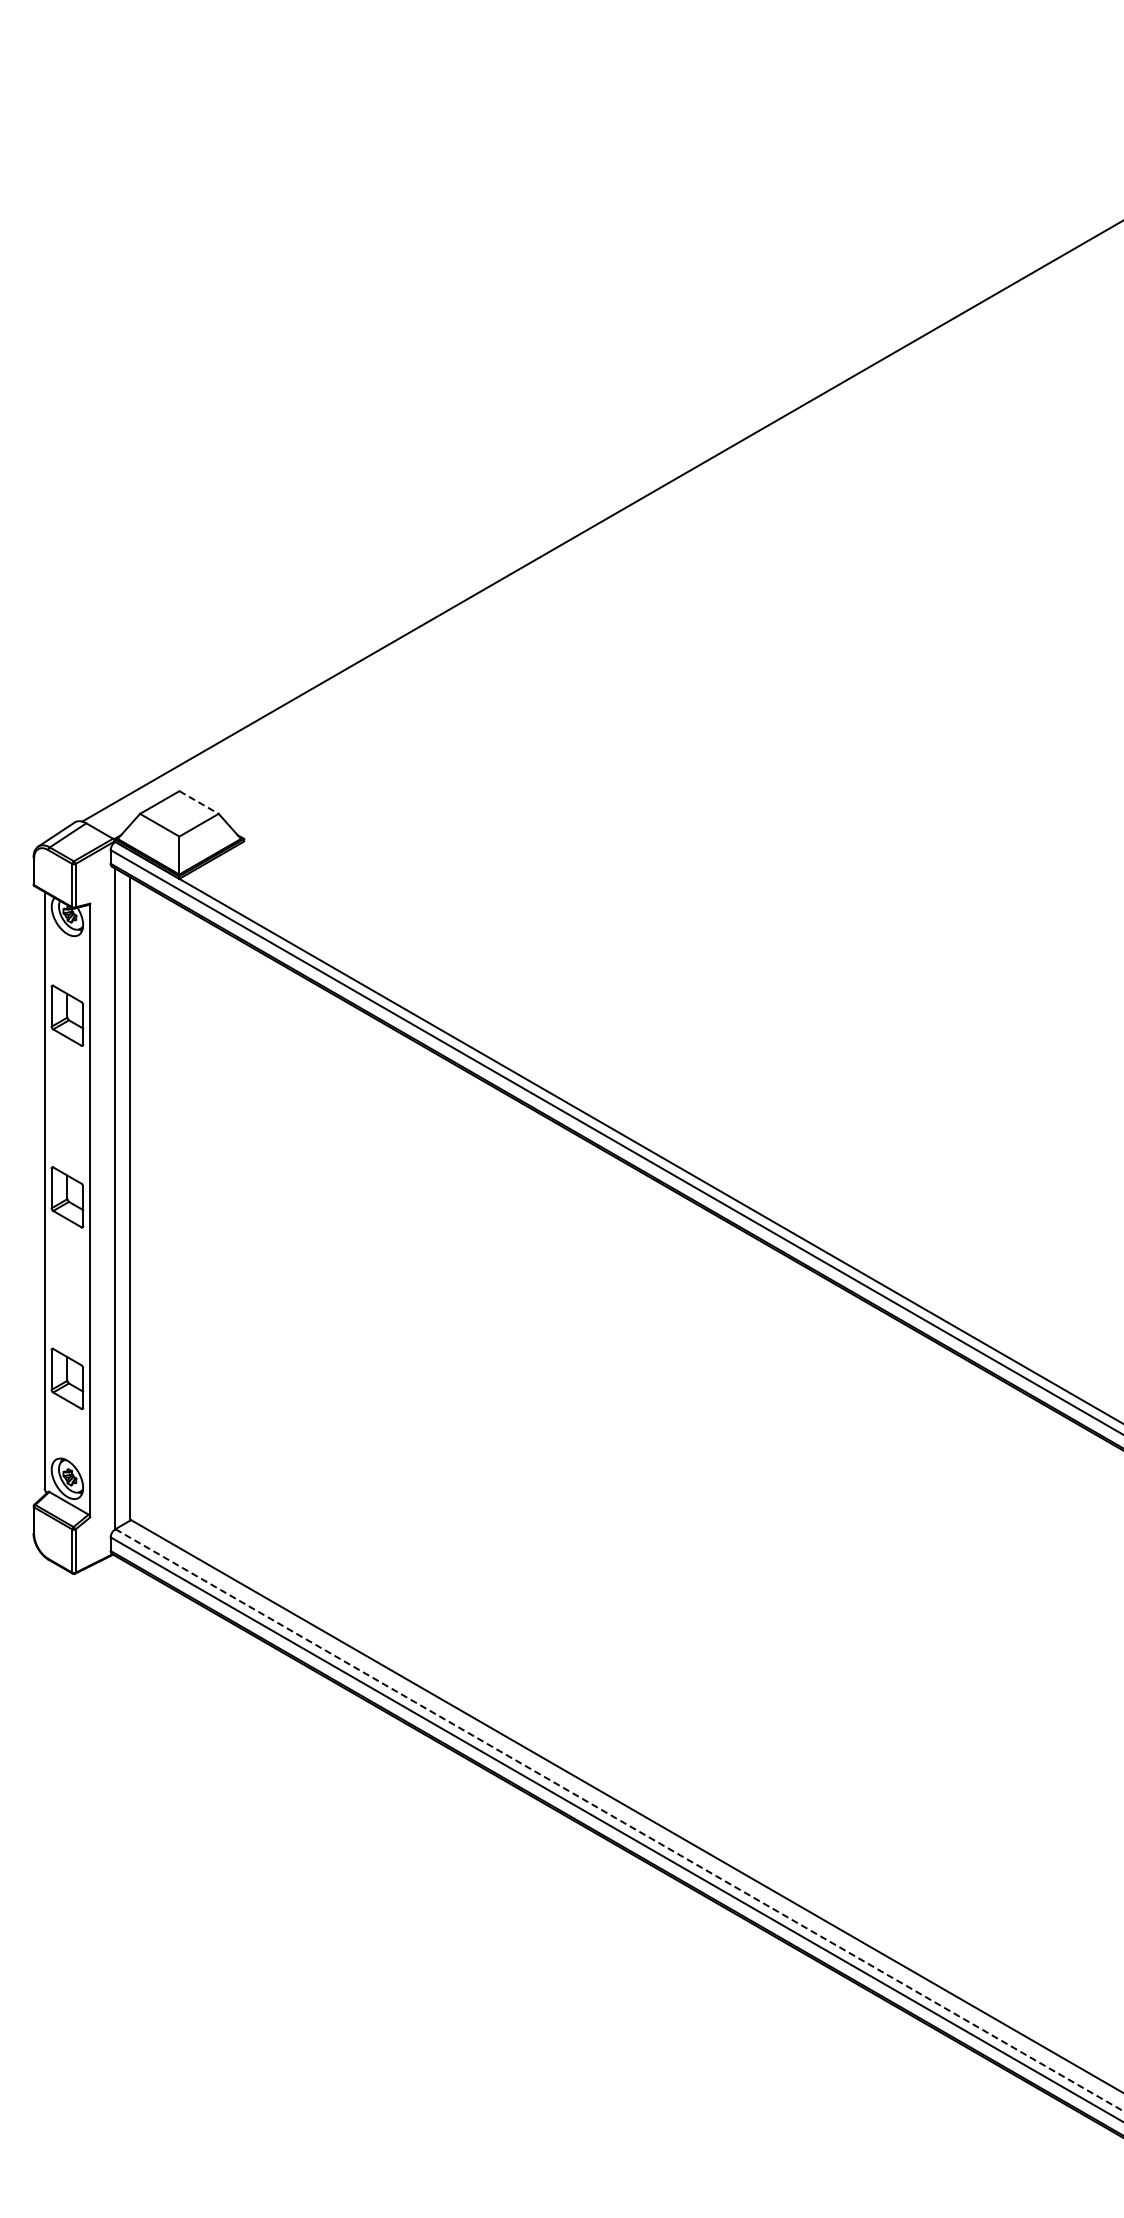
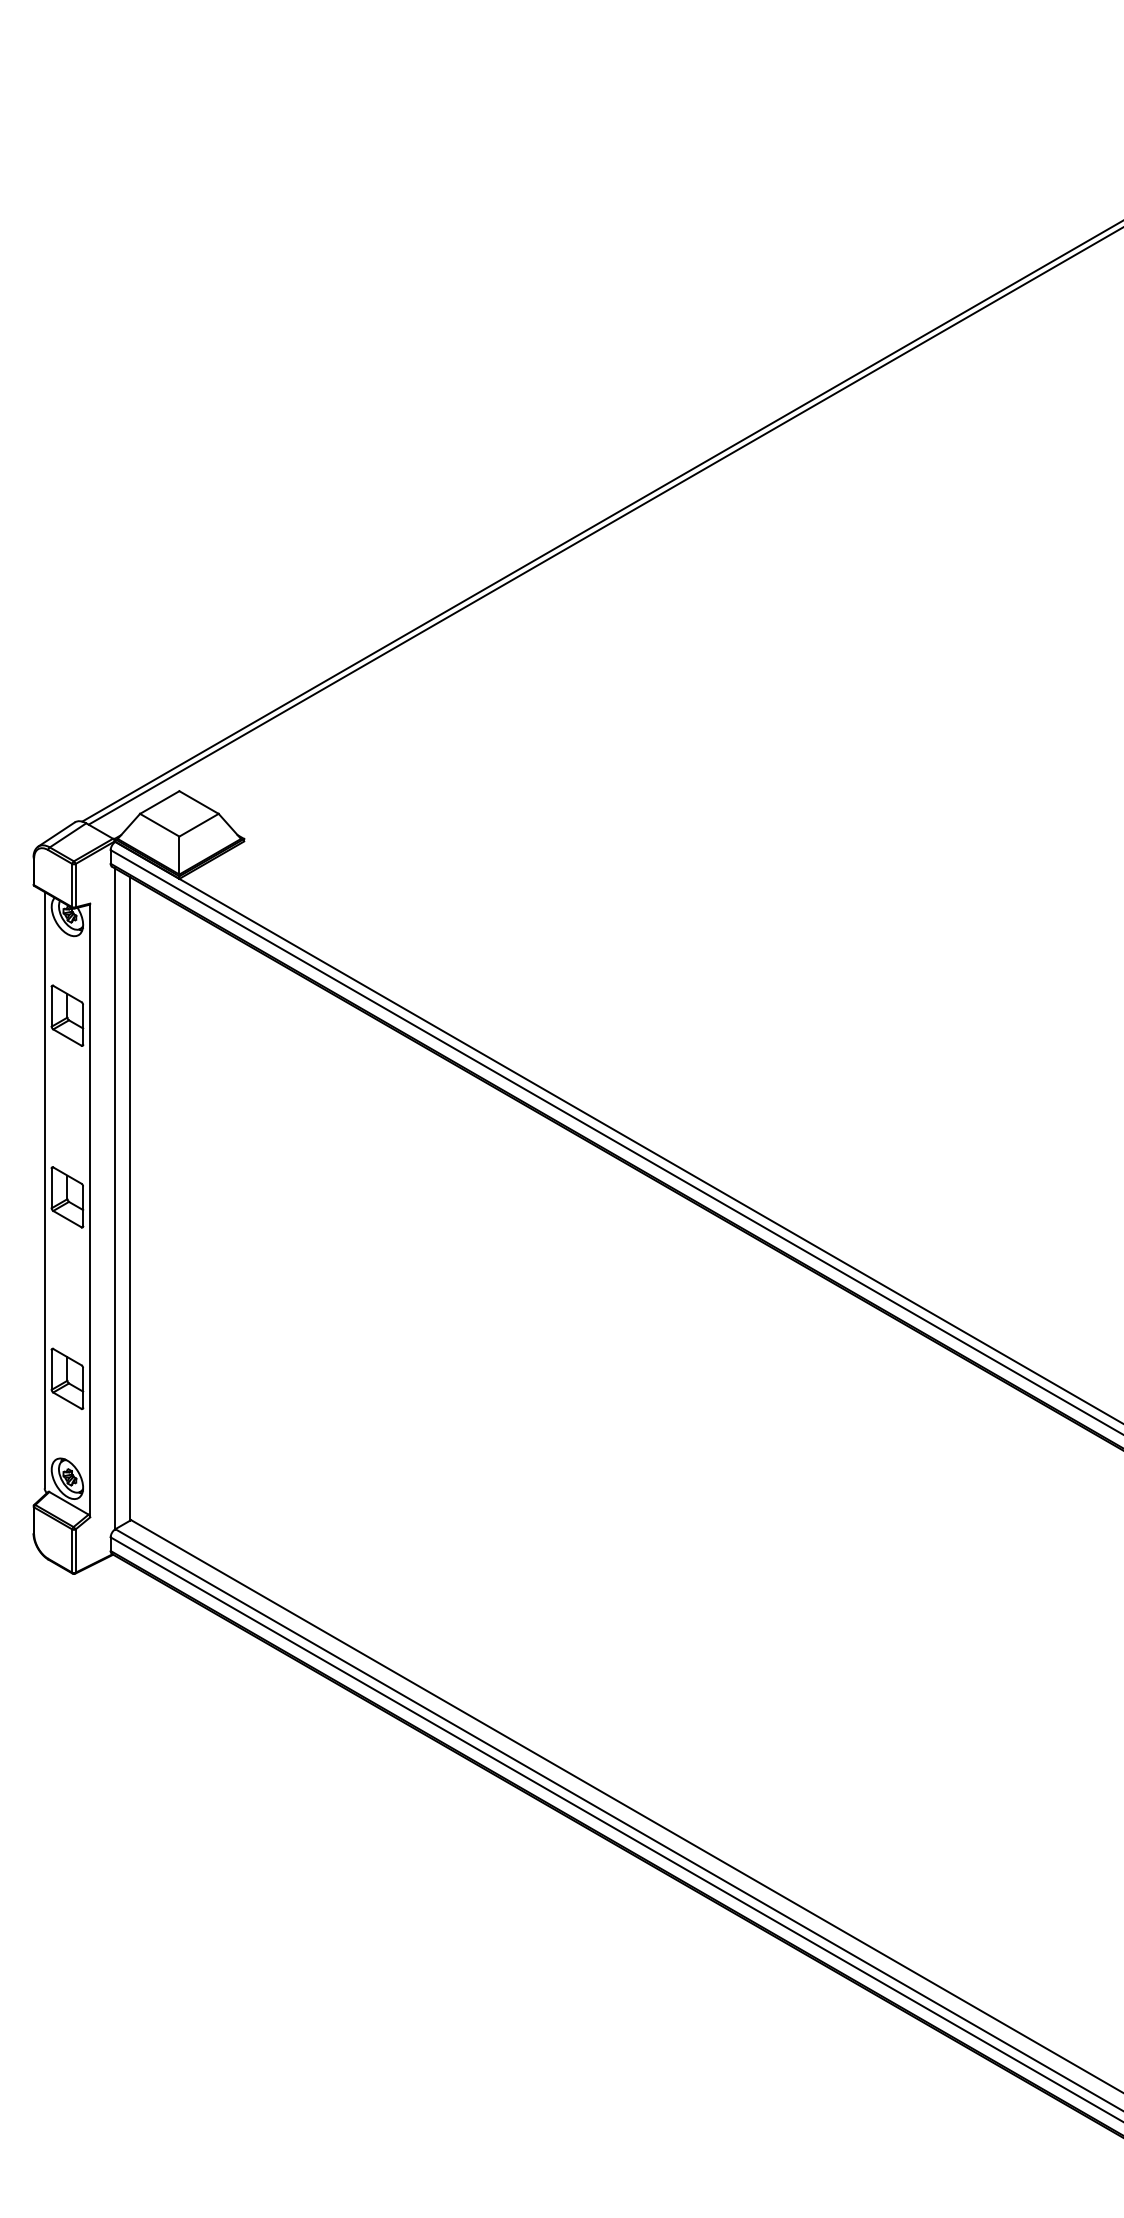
line: none -> present (604, 526)
line: dashed -> solid (199, 802)
line: dashed -> solid (620, 1820)
